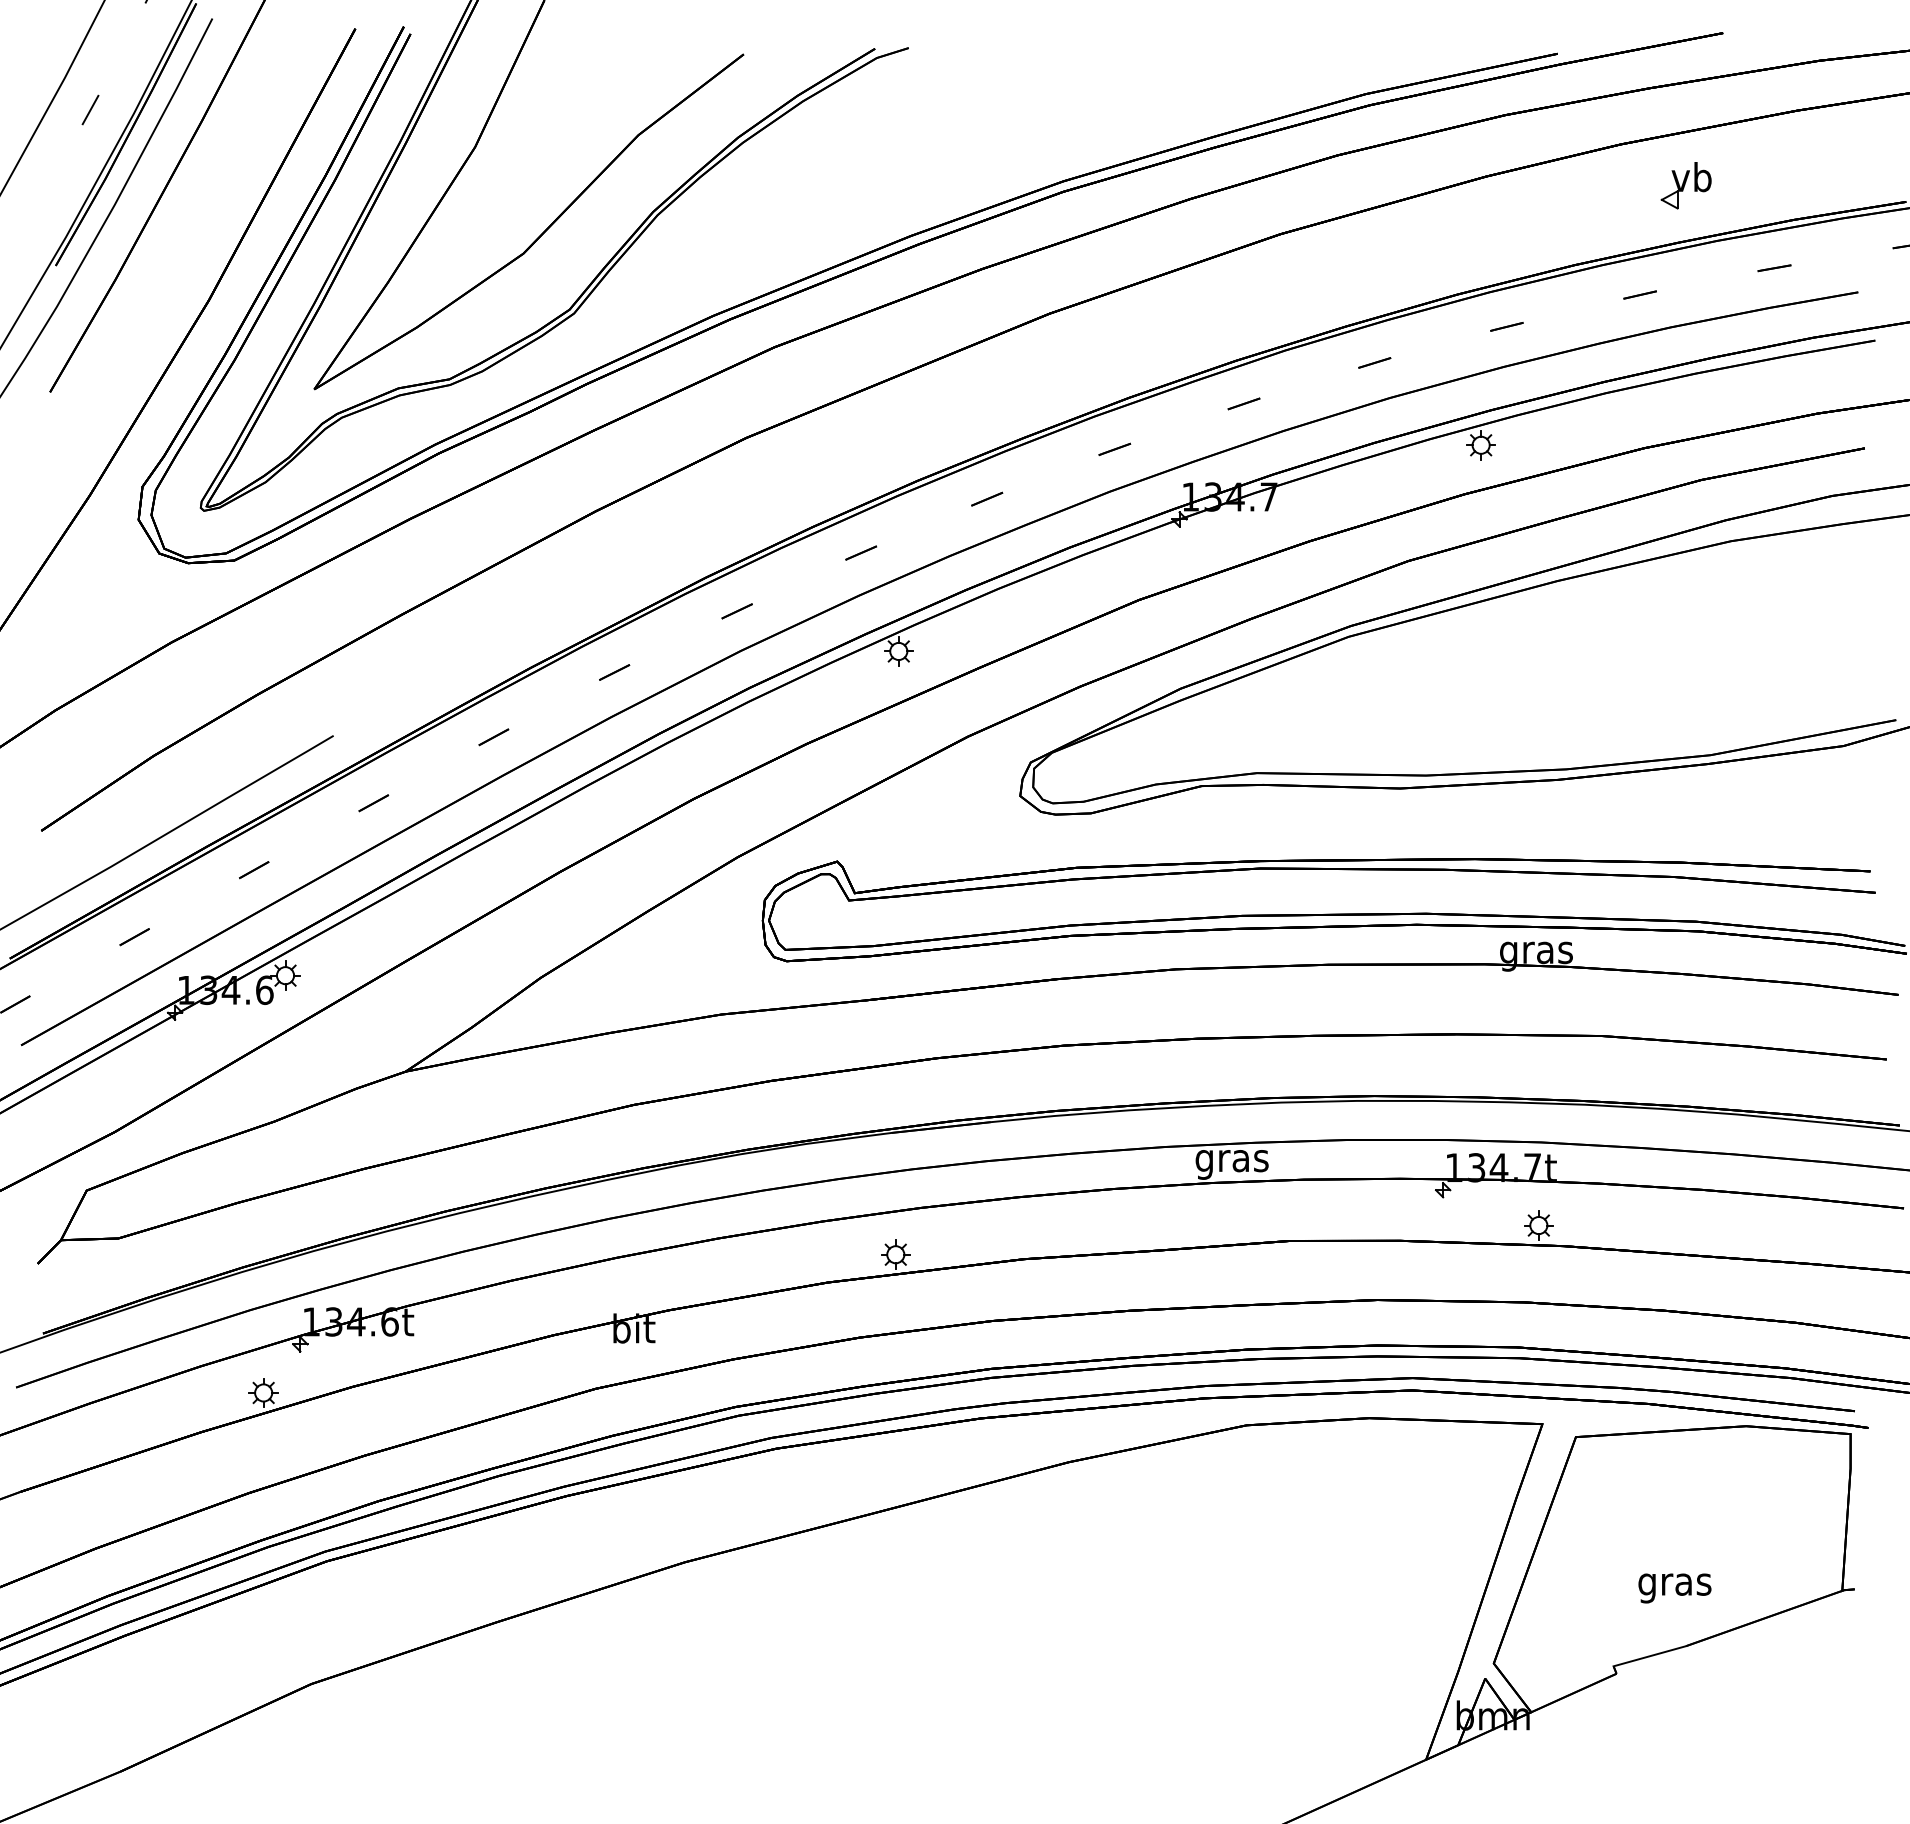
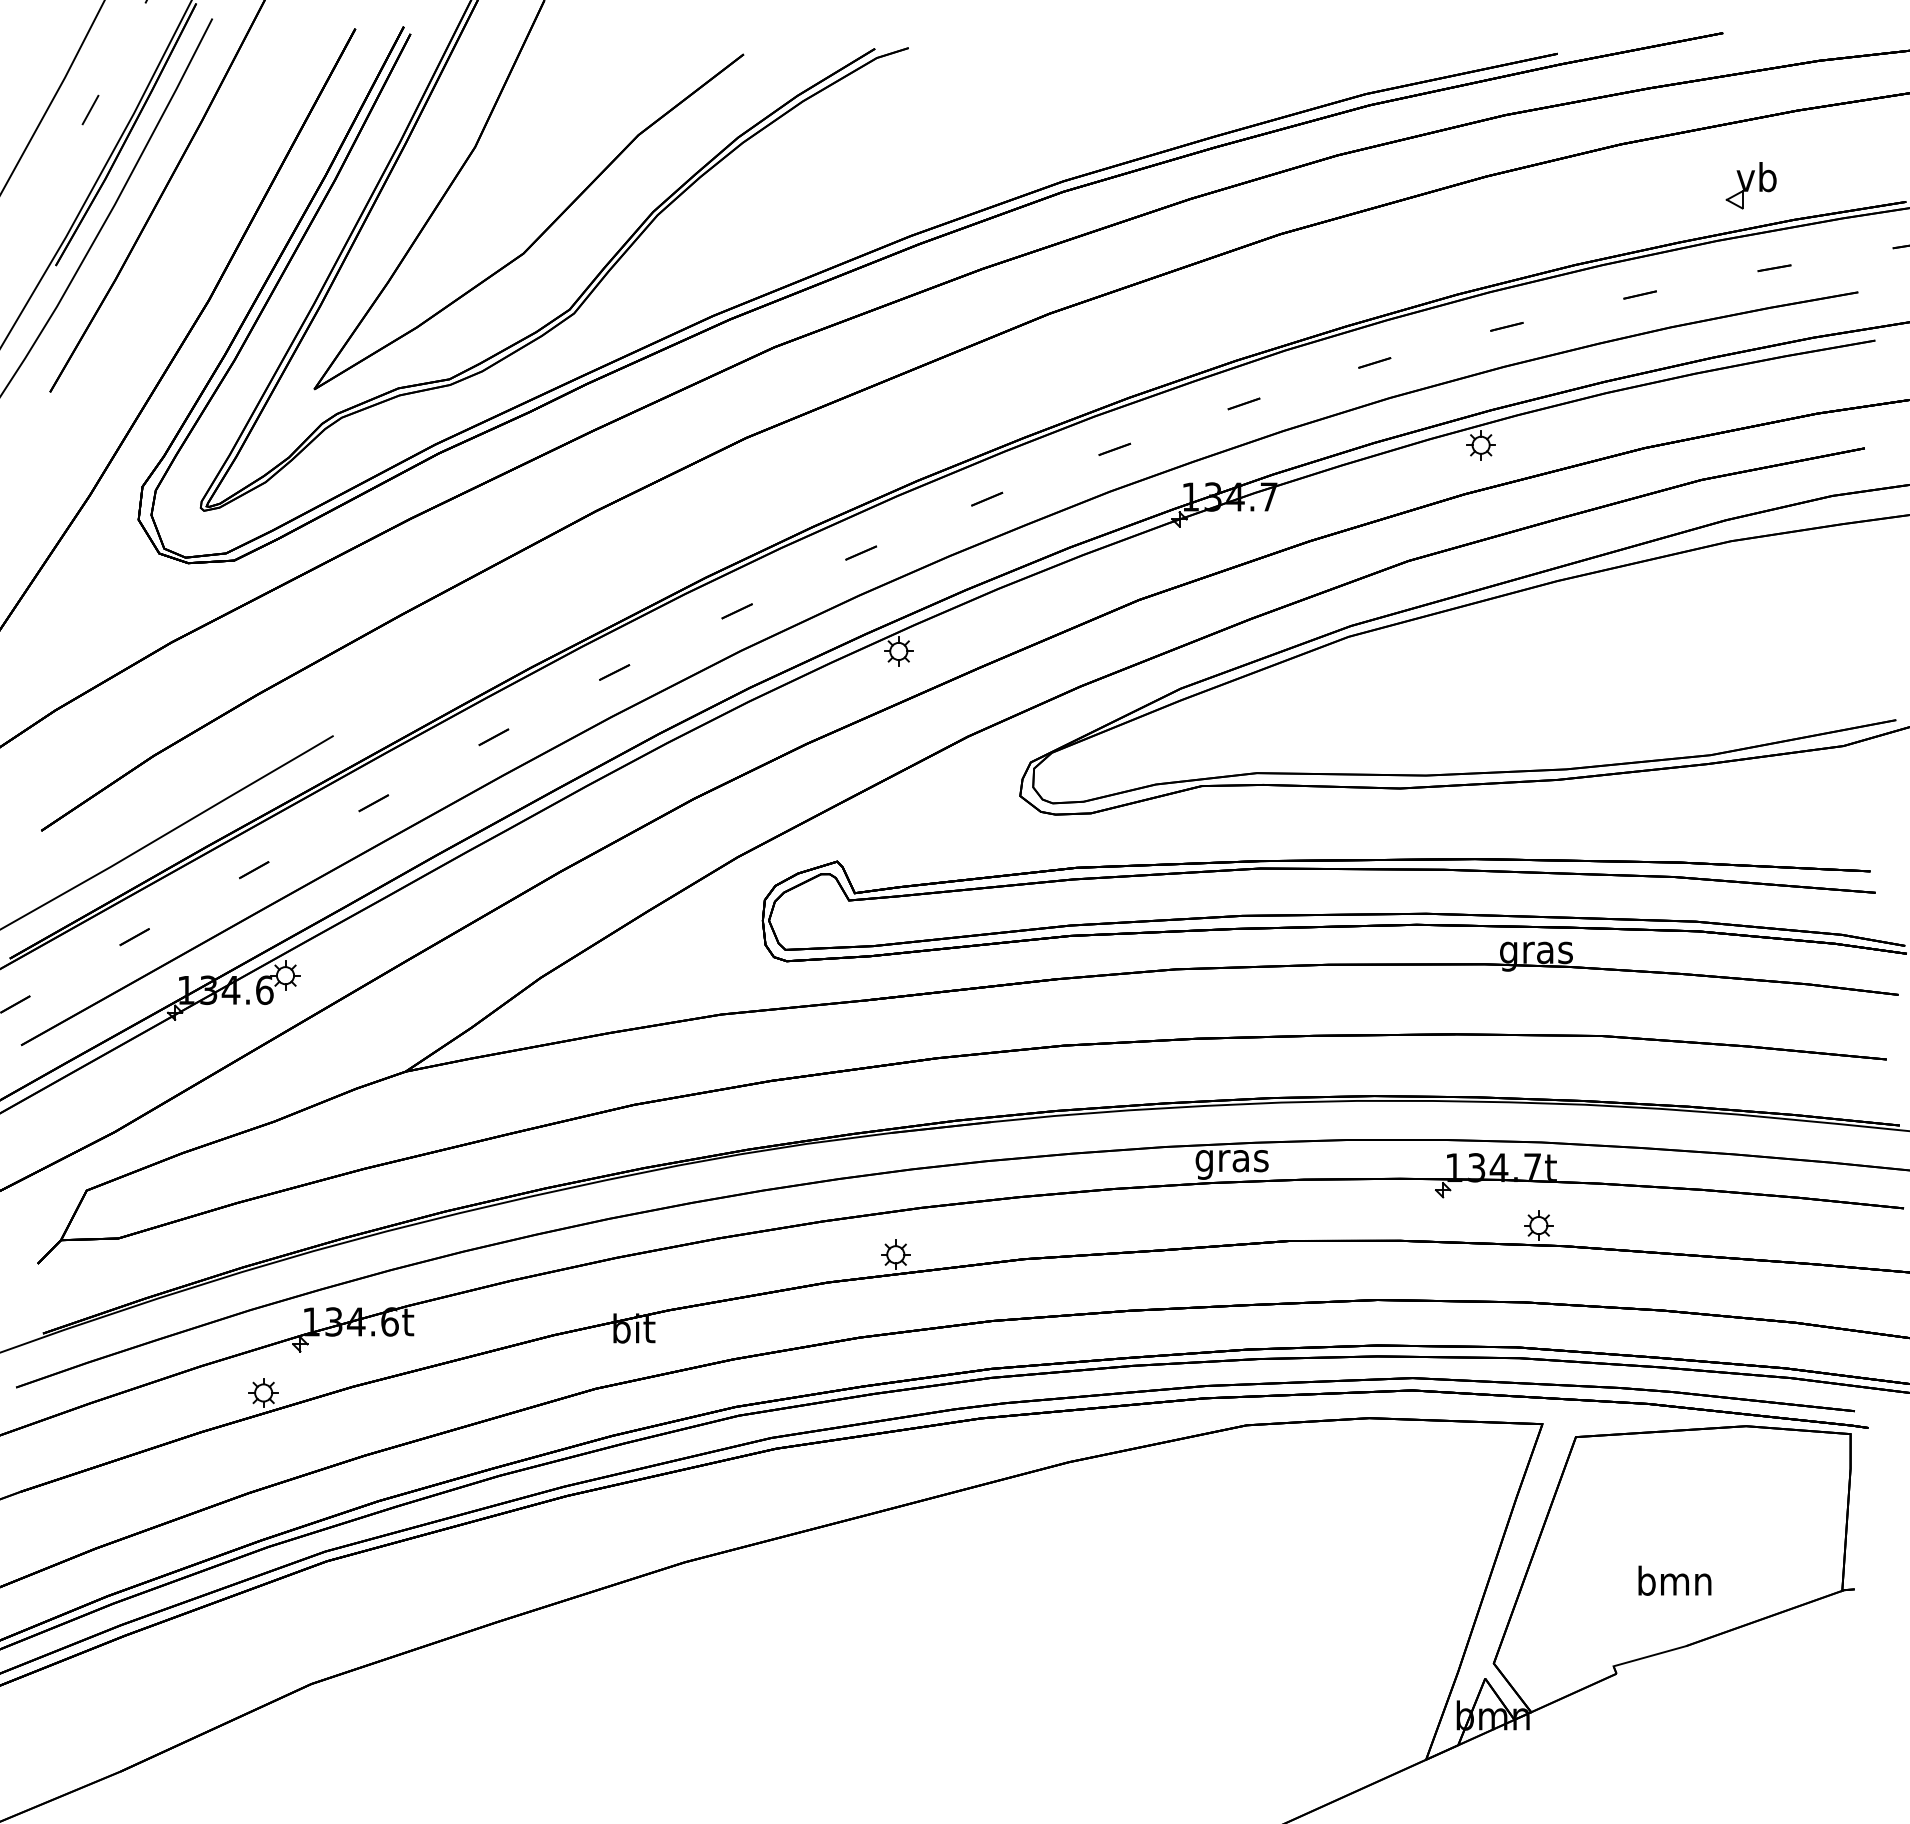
part position: (1685, 185) -> (1750, 185) (1750, 185)
text: gras -> bmn (1674, 1584)
